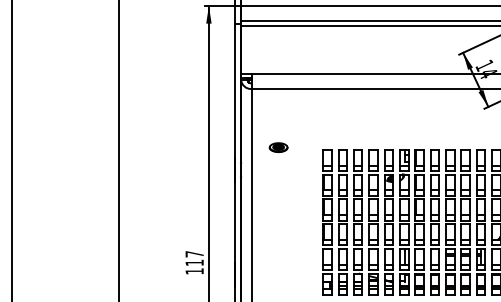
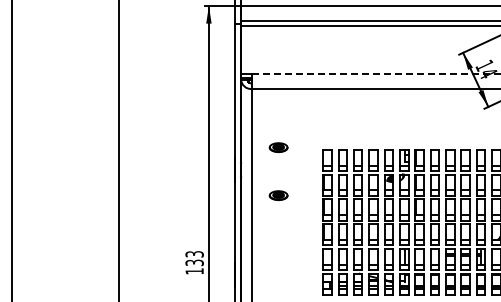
line: solid -> dashed (376, 74)
part: none -> present (278, 195)
text: 117 -> 133 (194, 258)
